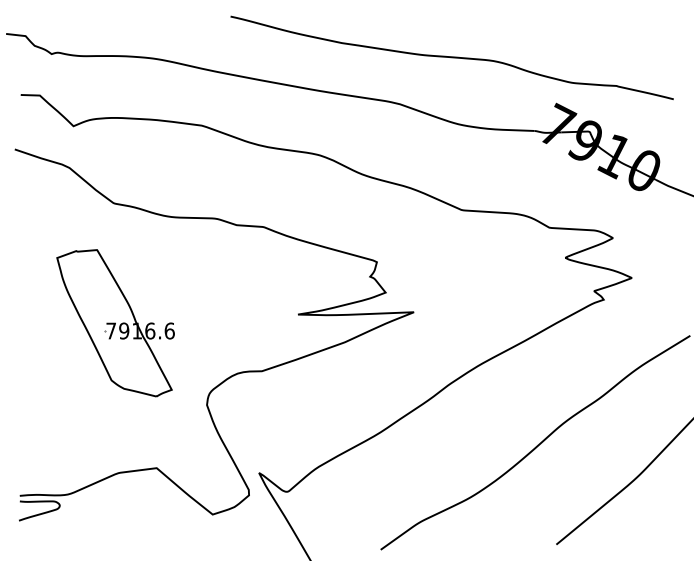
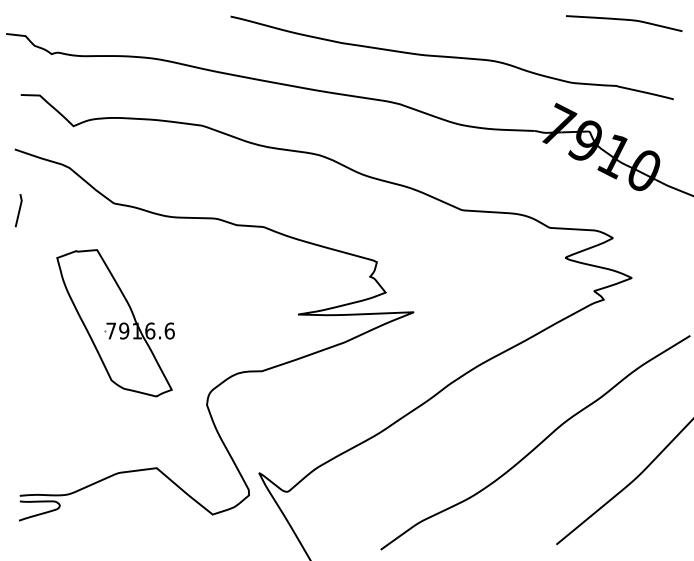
curve: none -> present (624, 20)
line: none -> present (18, 210)
